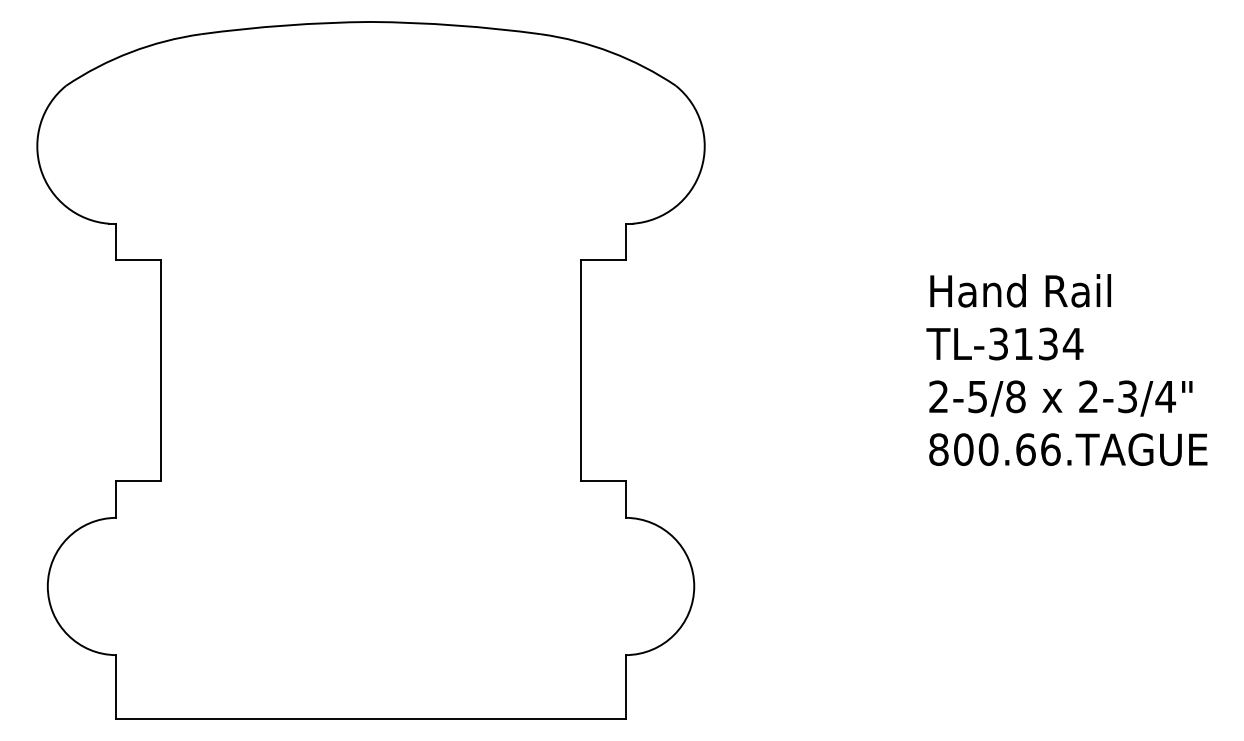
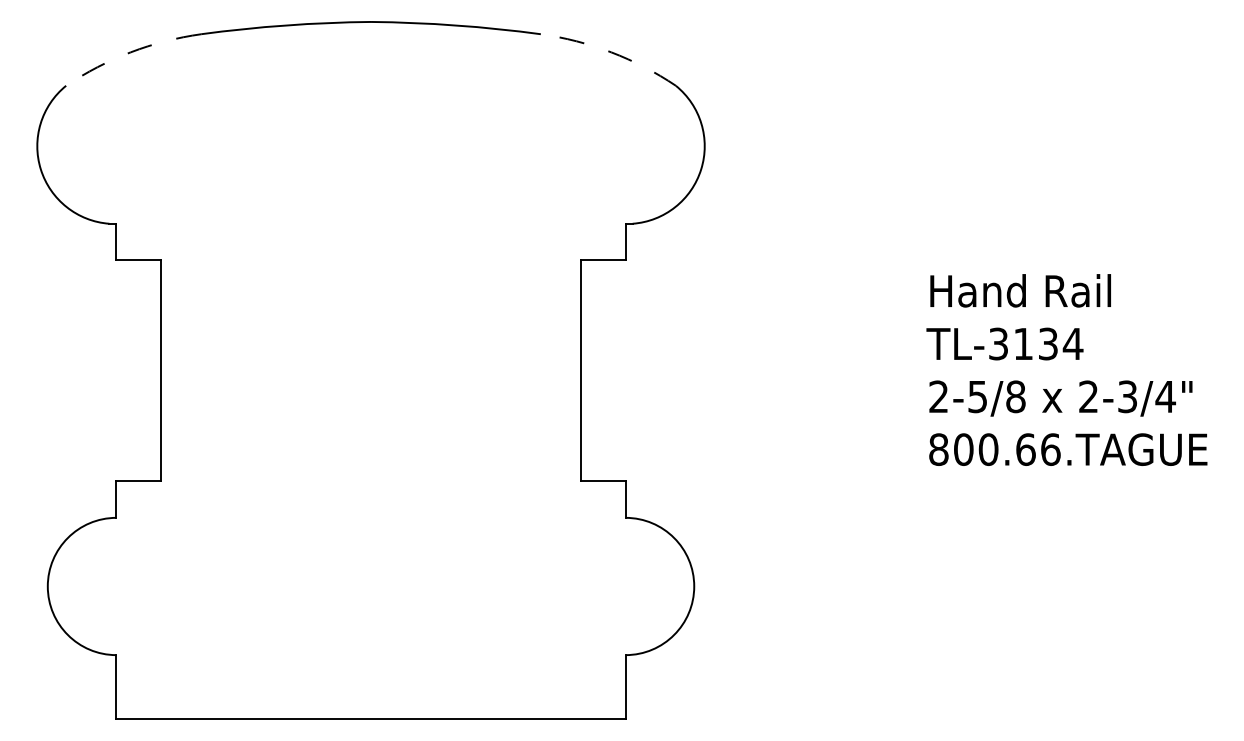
arc: solid -> dashed (130, 52)
arc: solid -> dashed (611, 52)
